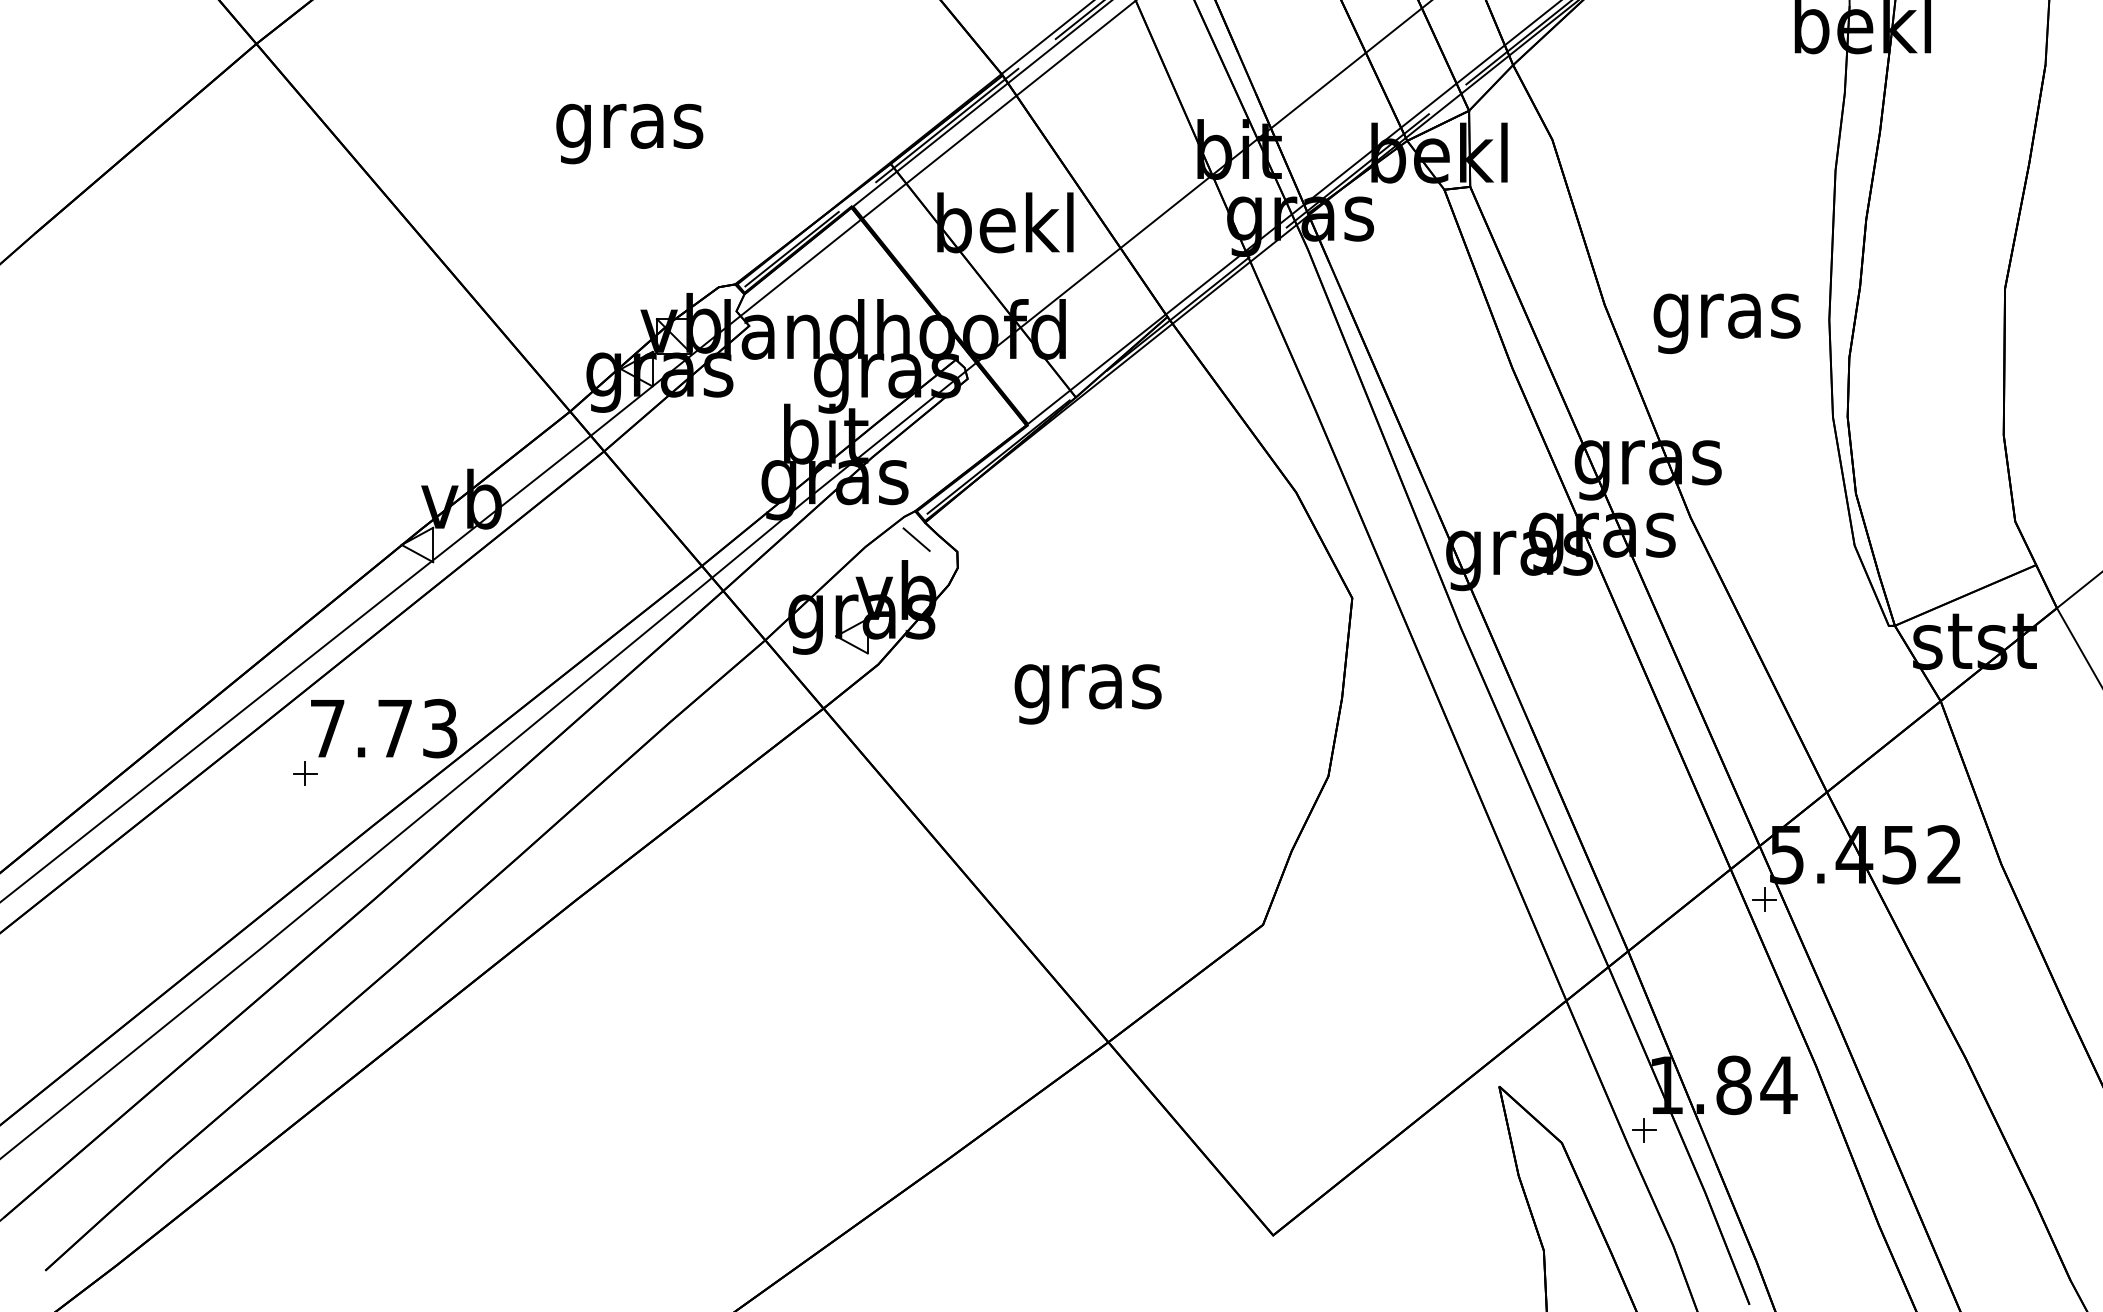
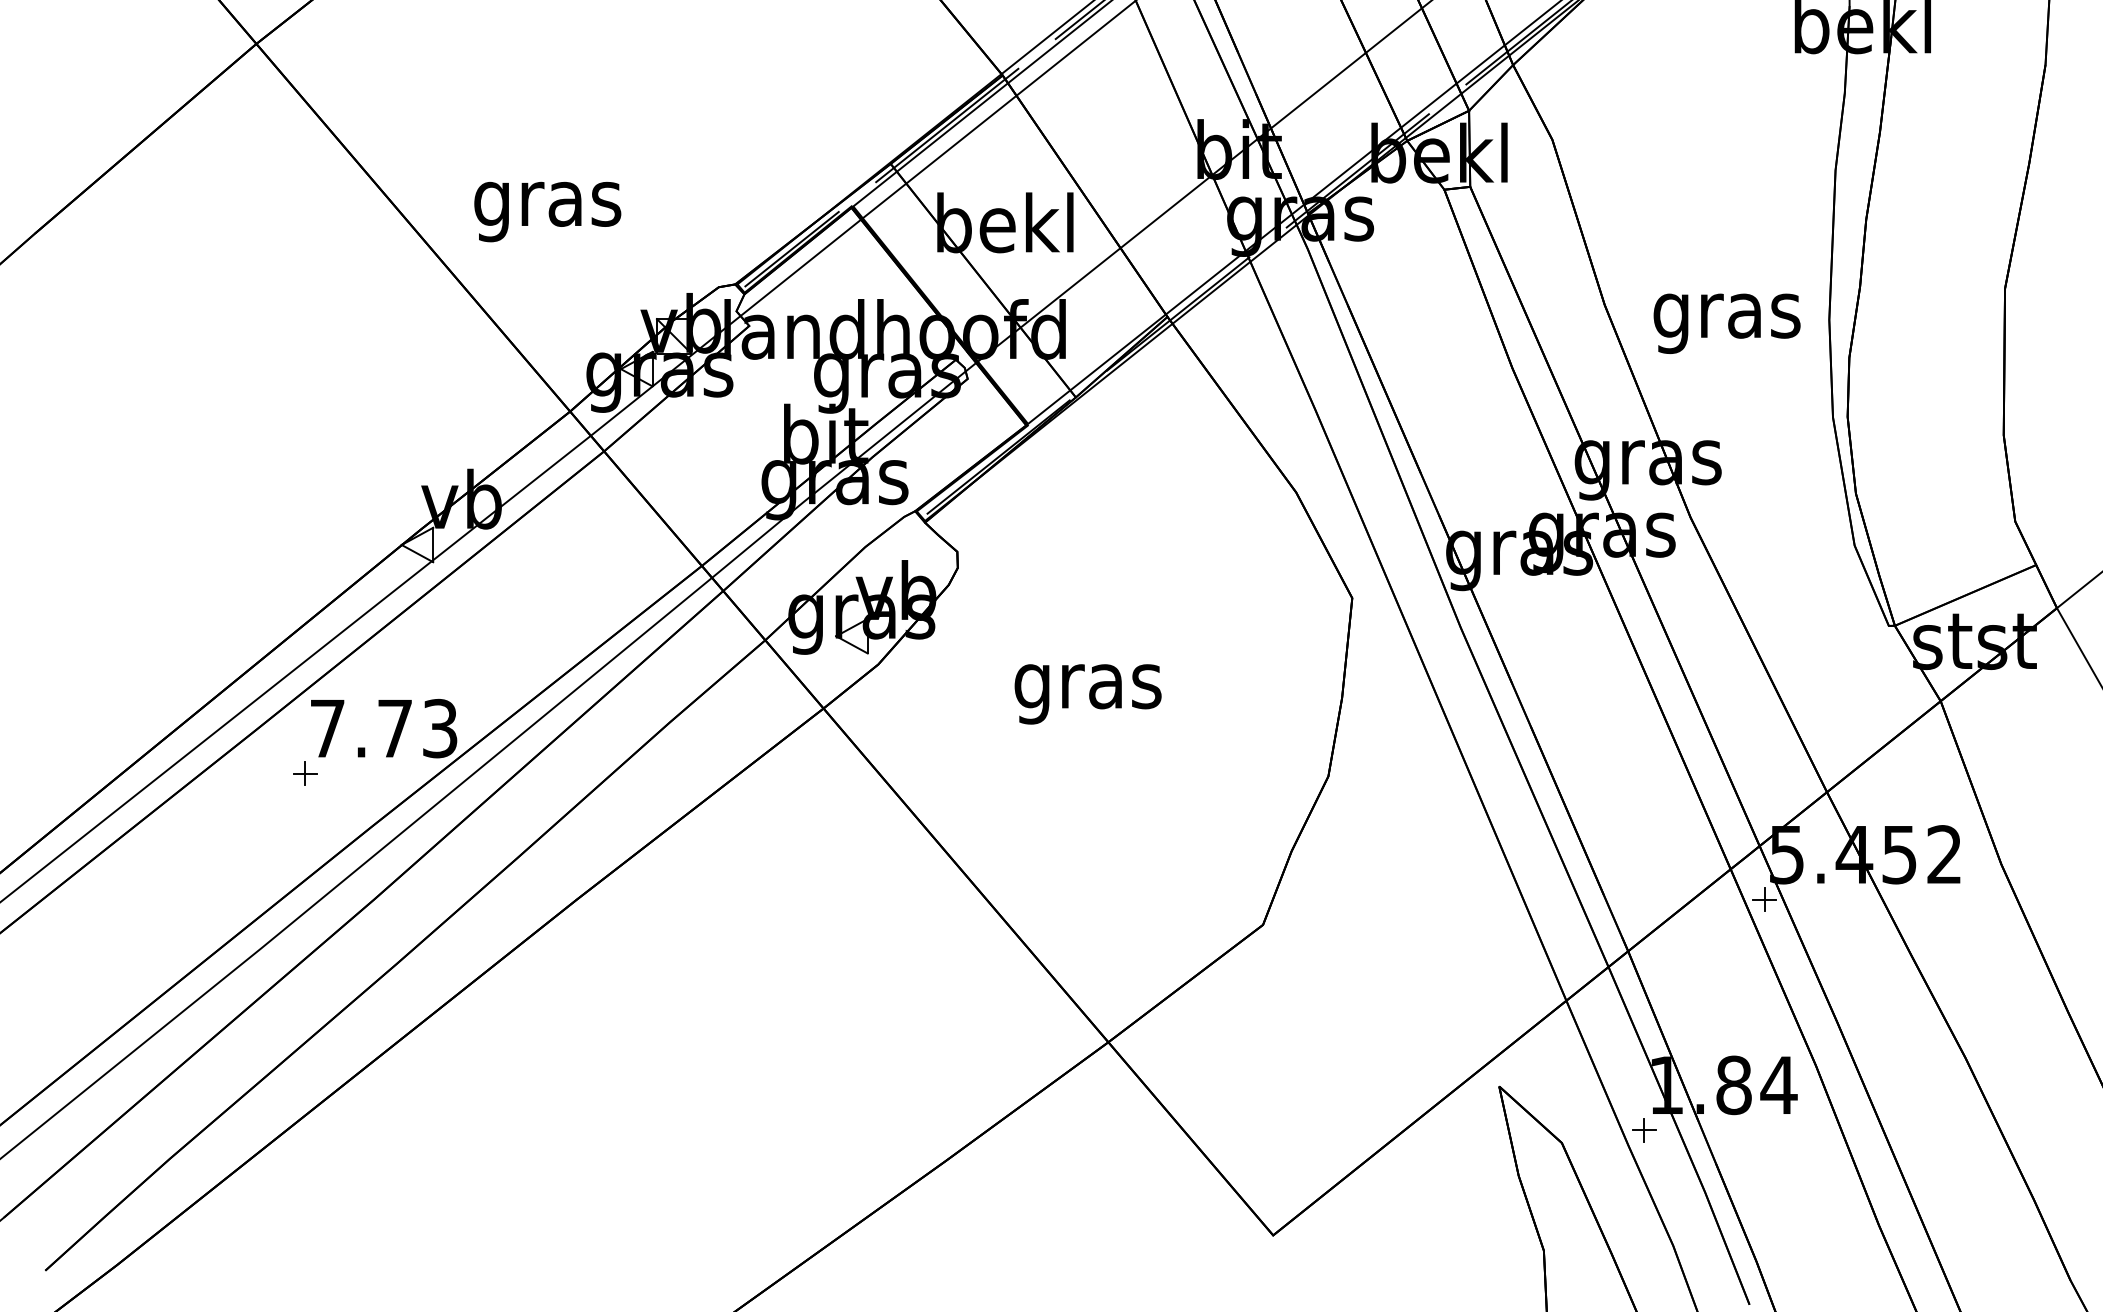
text position: (629, 133) -> (547, 211) (547, 211)
line: present -> none (916, 539)
